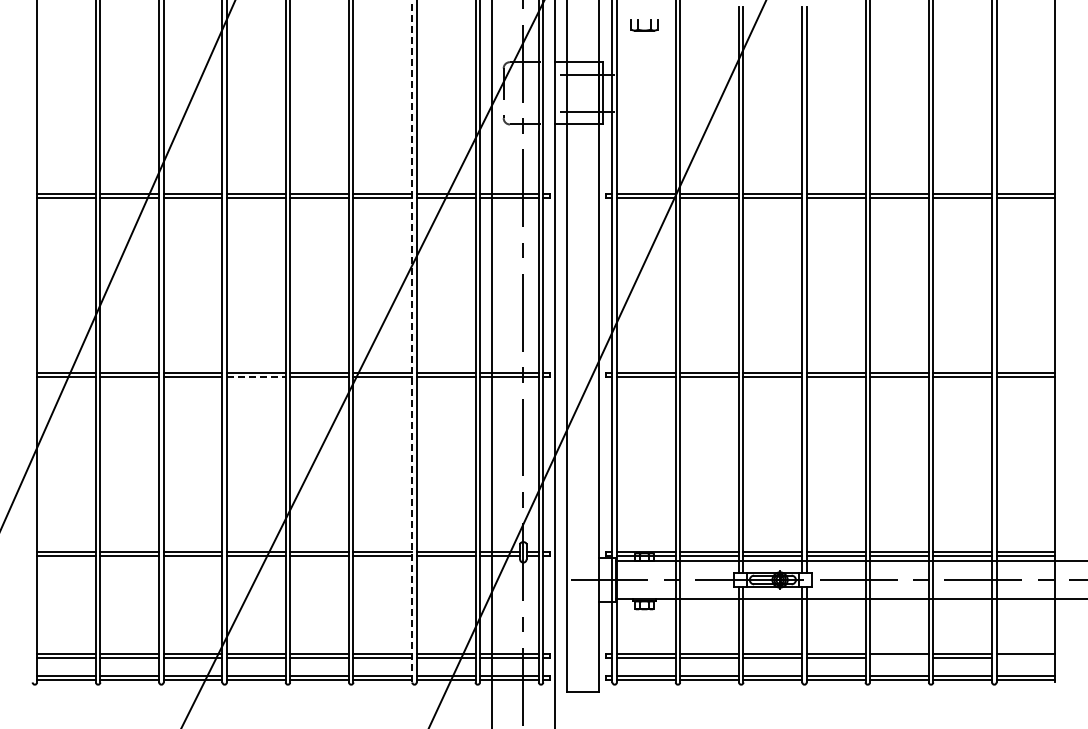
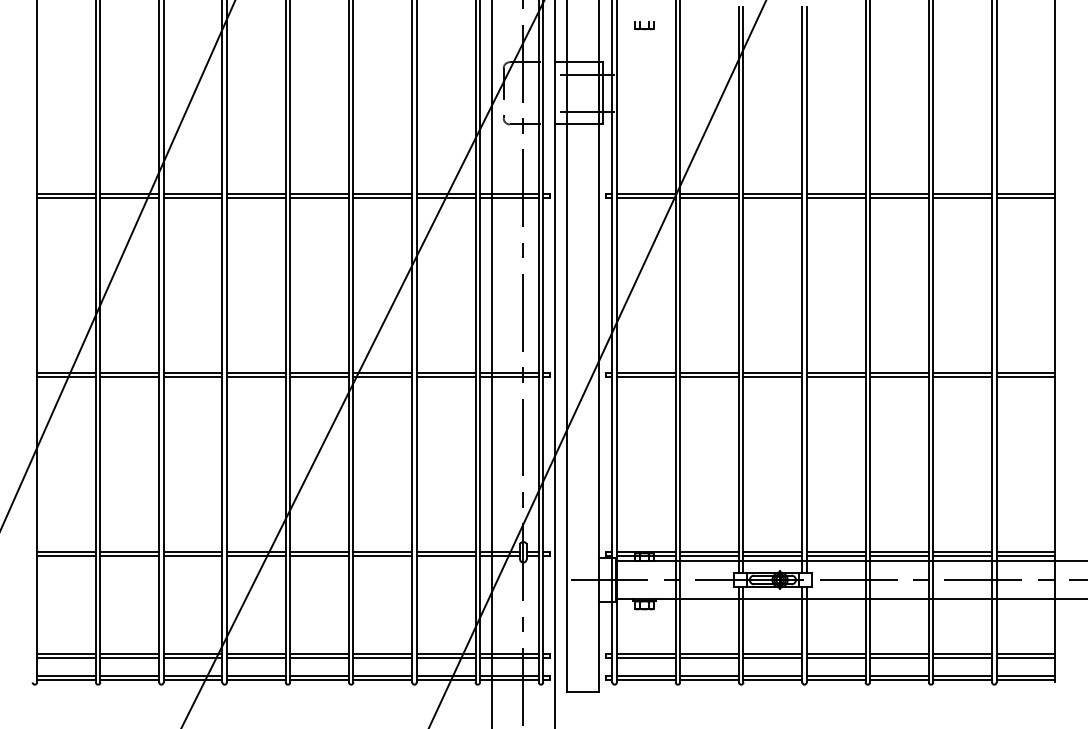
part size: 29x13 px -> 21x10 px (644, 25)
line: dashed -> solid (412, 340)
line: dashed -> solid (256, 377)
line: none -> present (899, 658)
line: none -> present (1025, 658)
